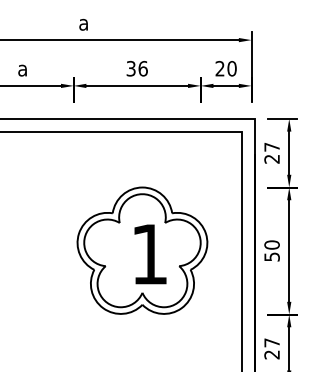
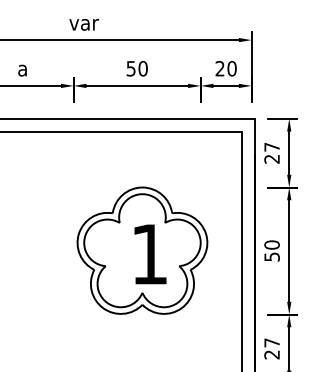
text: a -> var (83, 24)
text: 36 -> 50 (137, 68)
